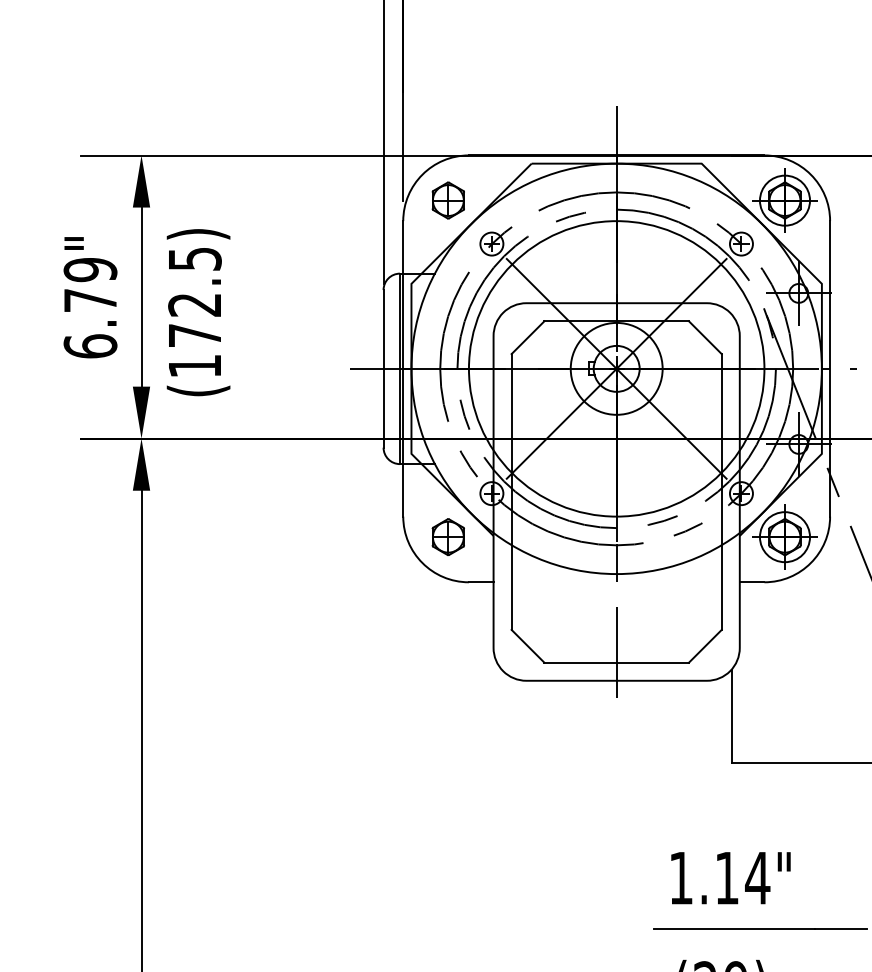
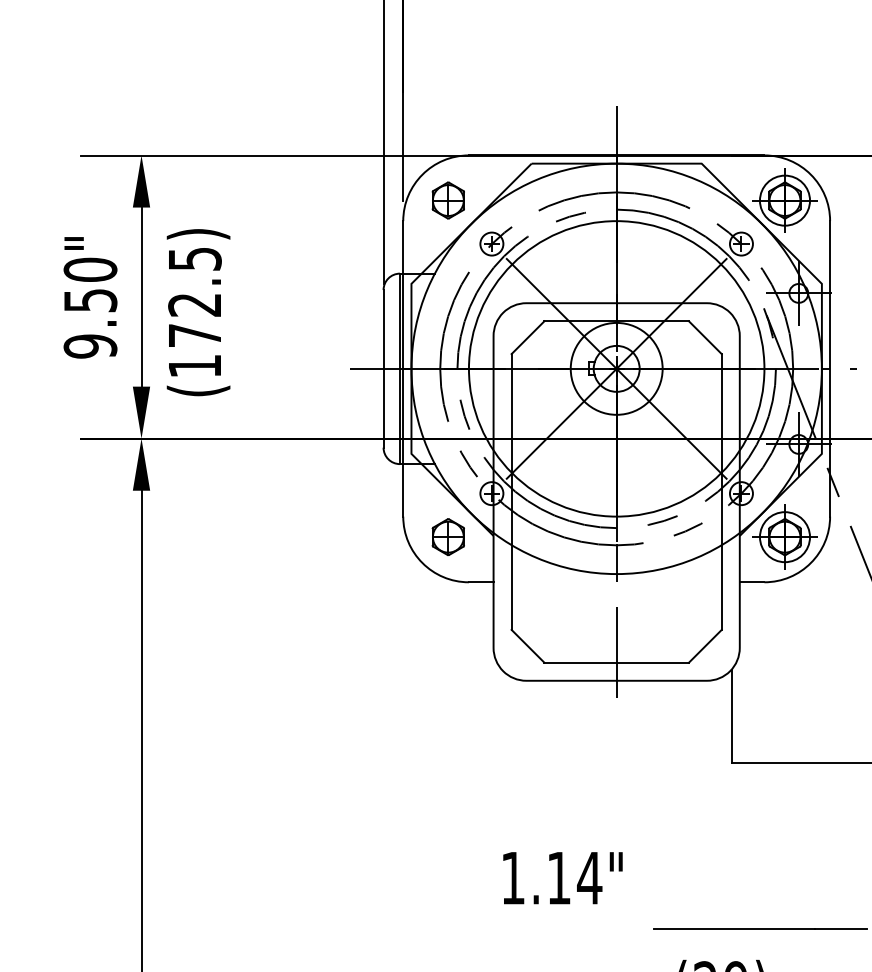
text: 6.79" -> 9.50" (90, 307)
text position: (730, 878) -> (562, 878) (562, 878)
